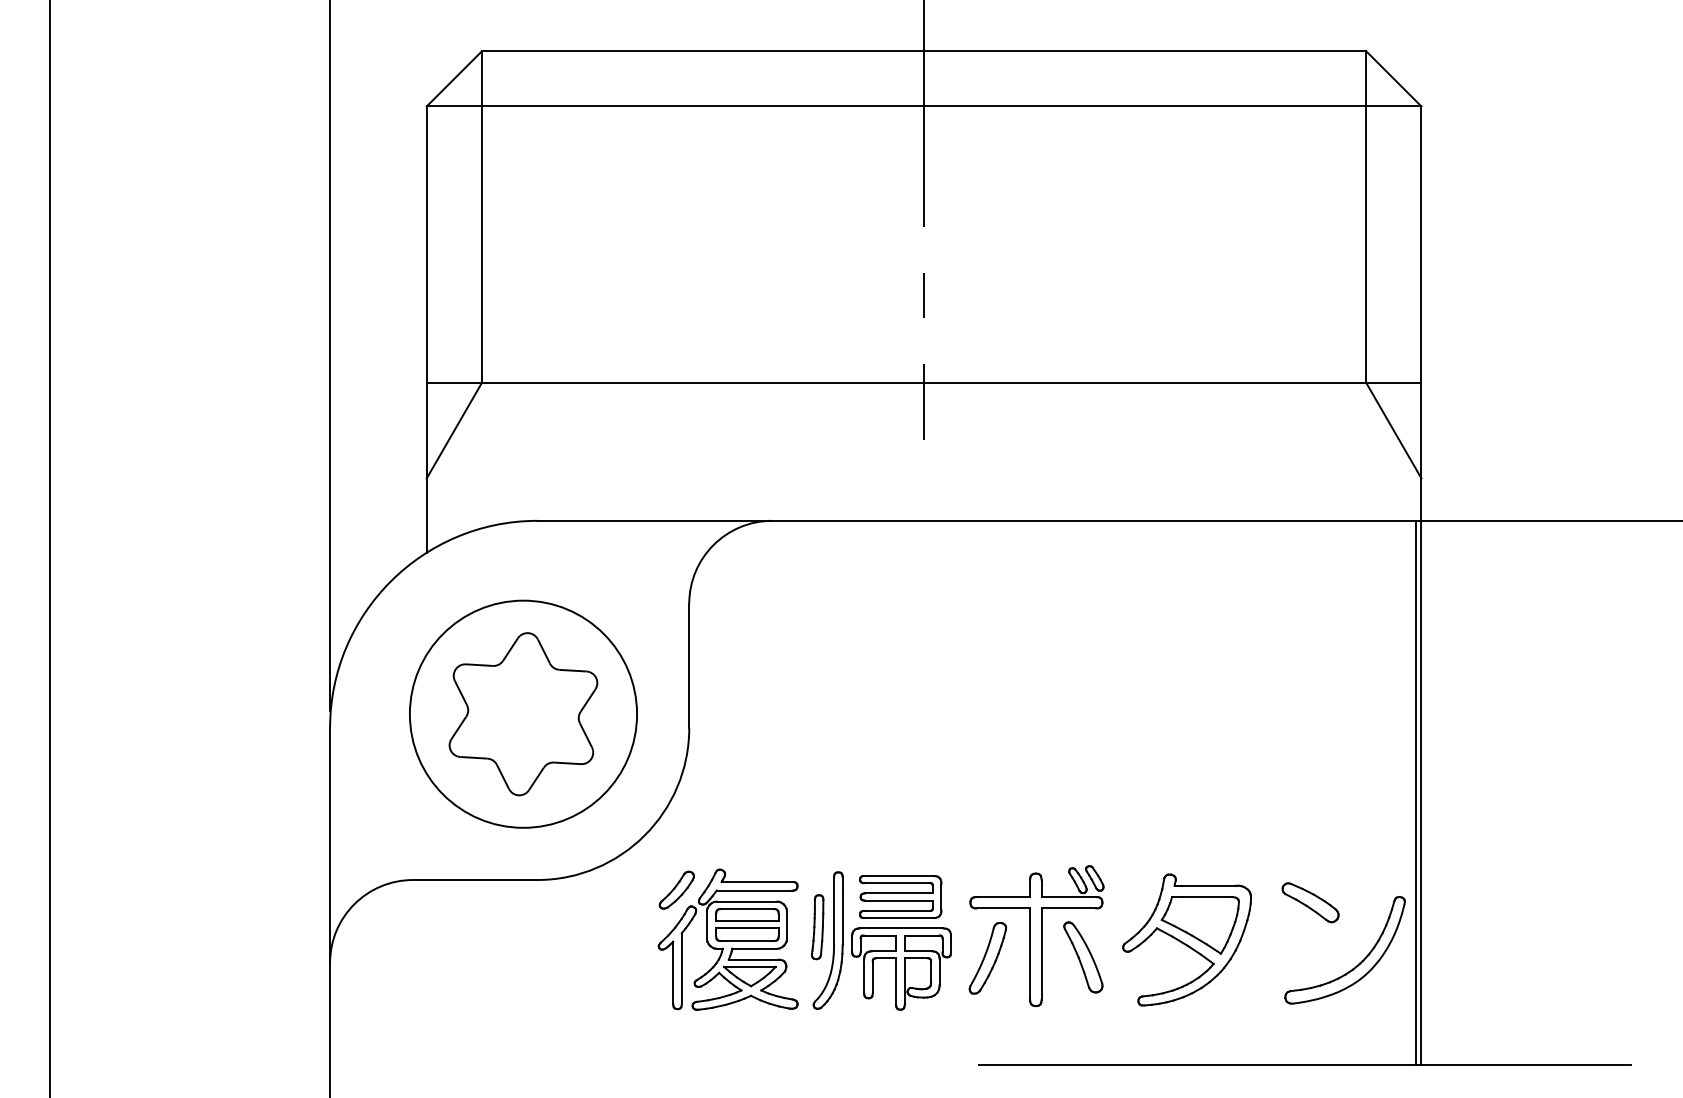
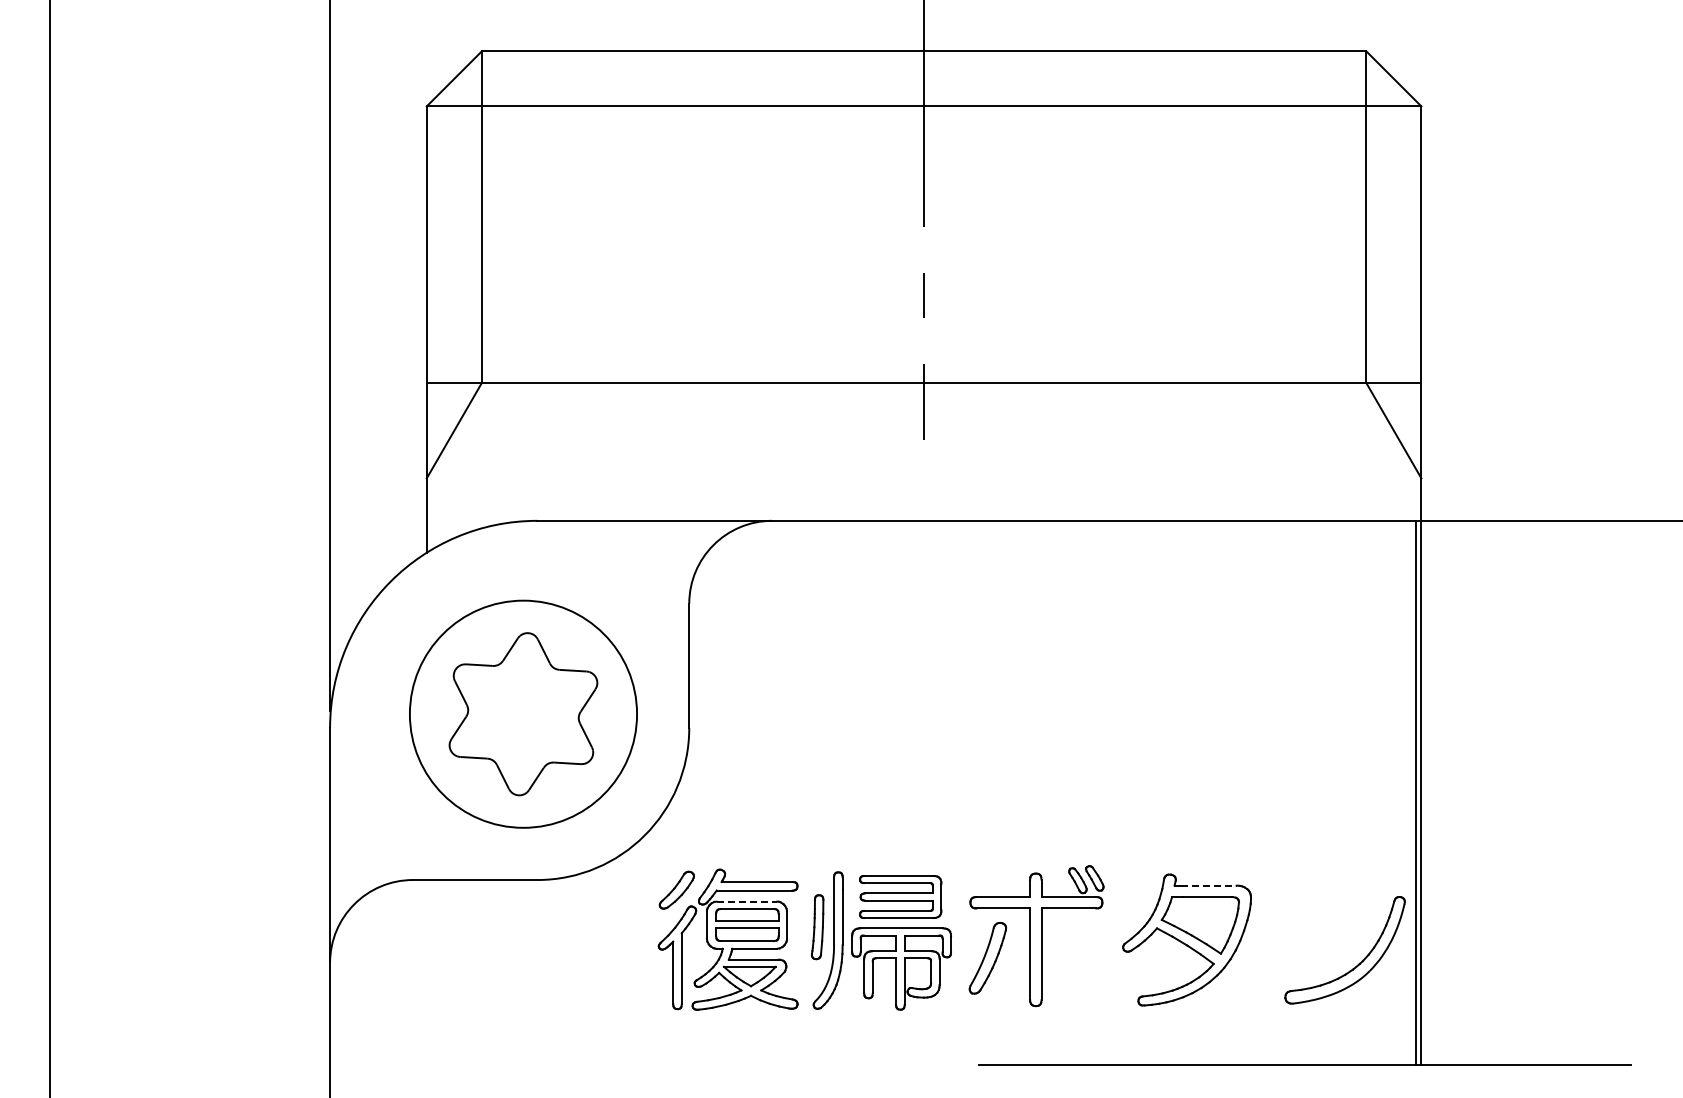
line: solid -> dashed (1209, 885)
line: solid -> dashed (747, 901)
part: present -> none (1310, 902)
part: present -> none (1083, 957)
